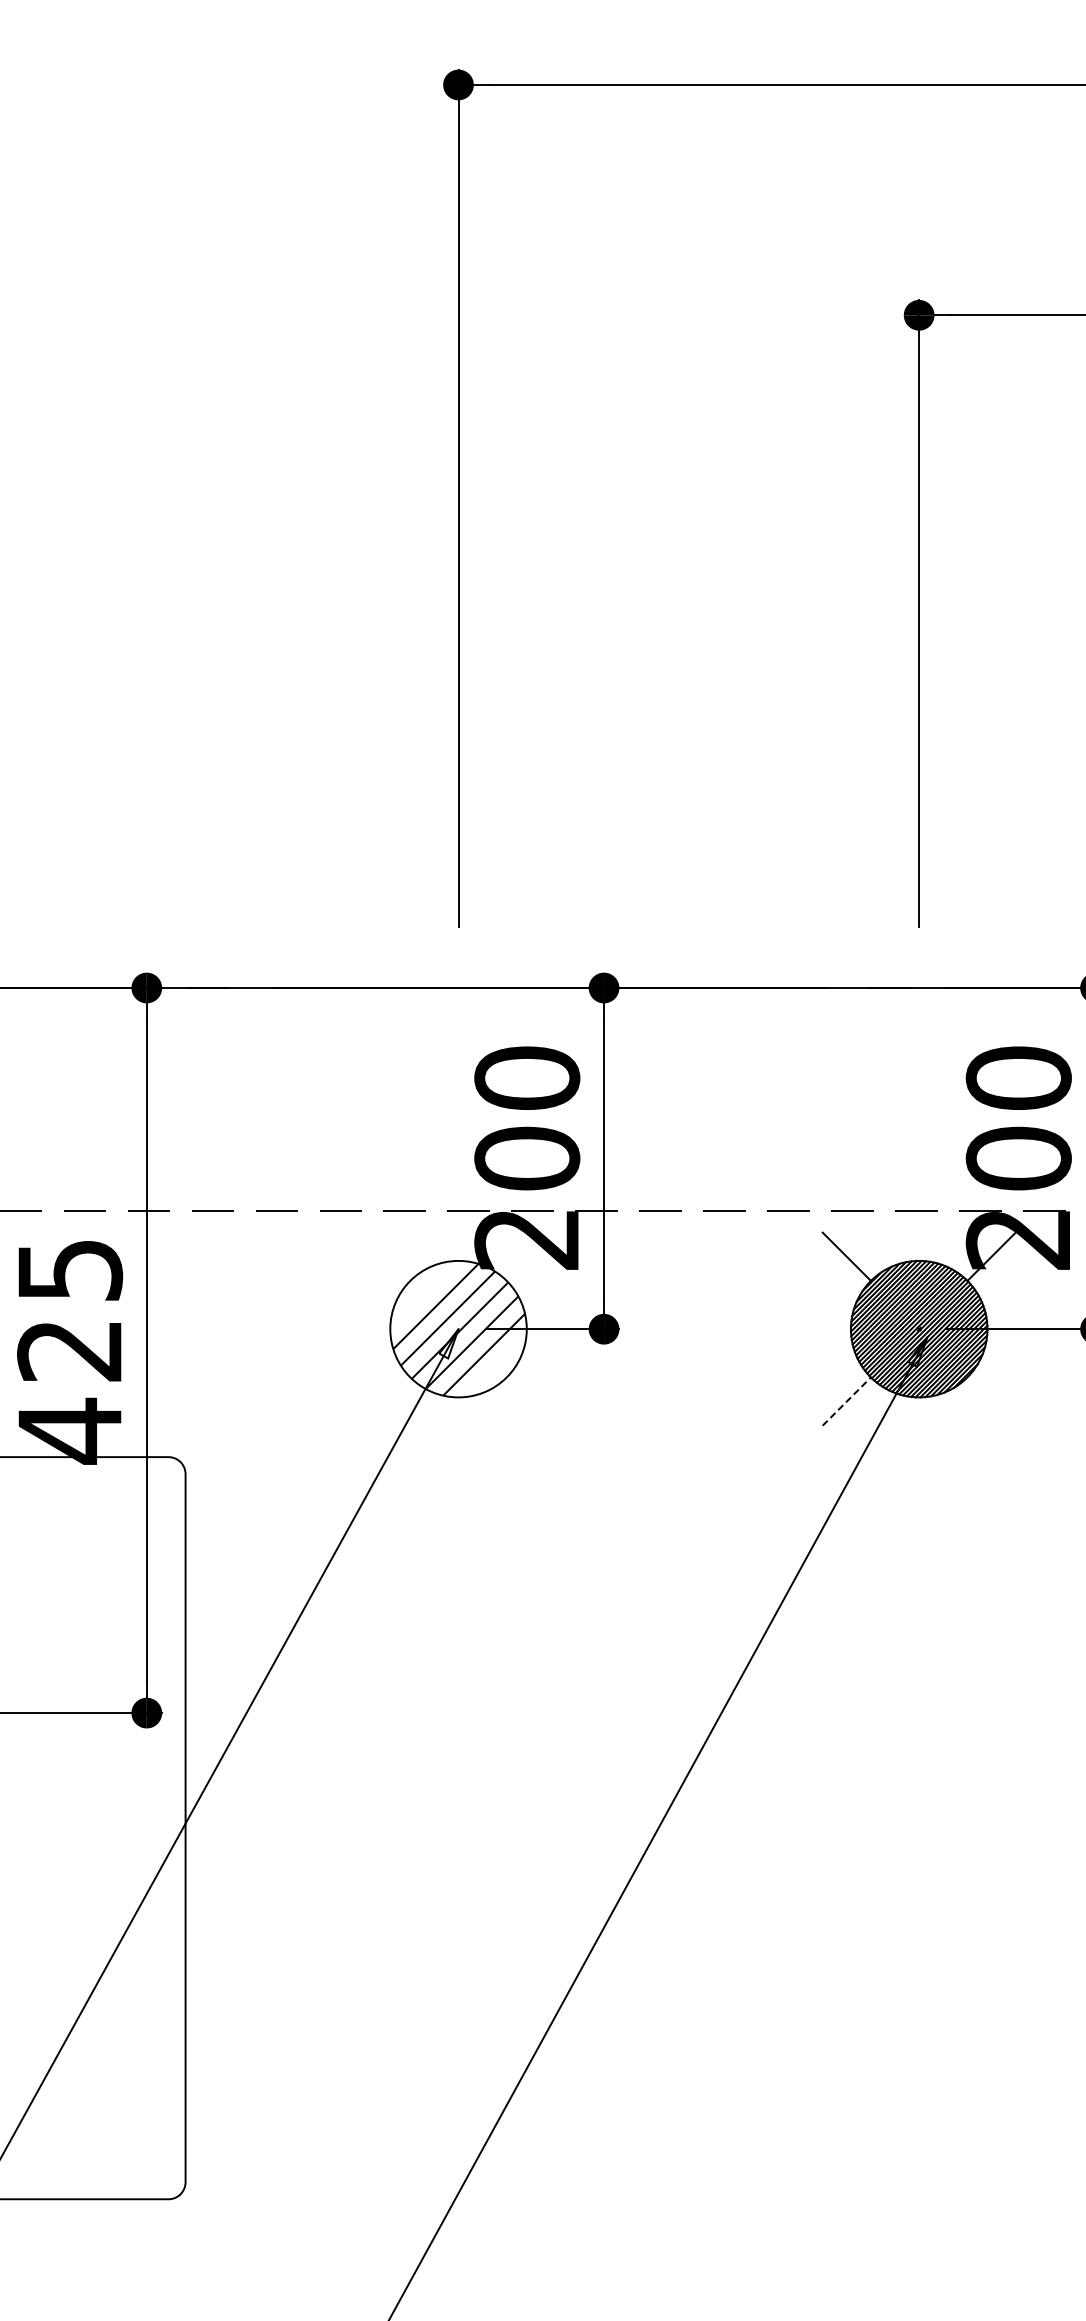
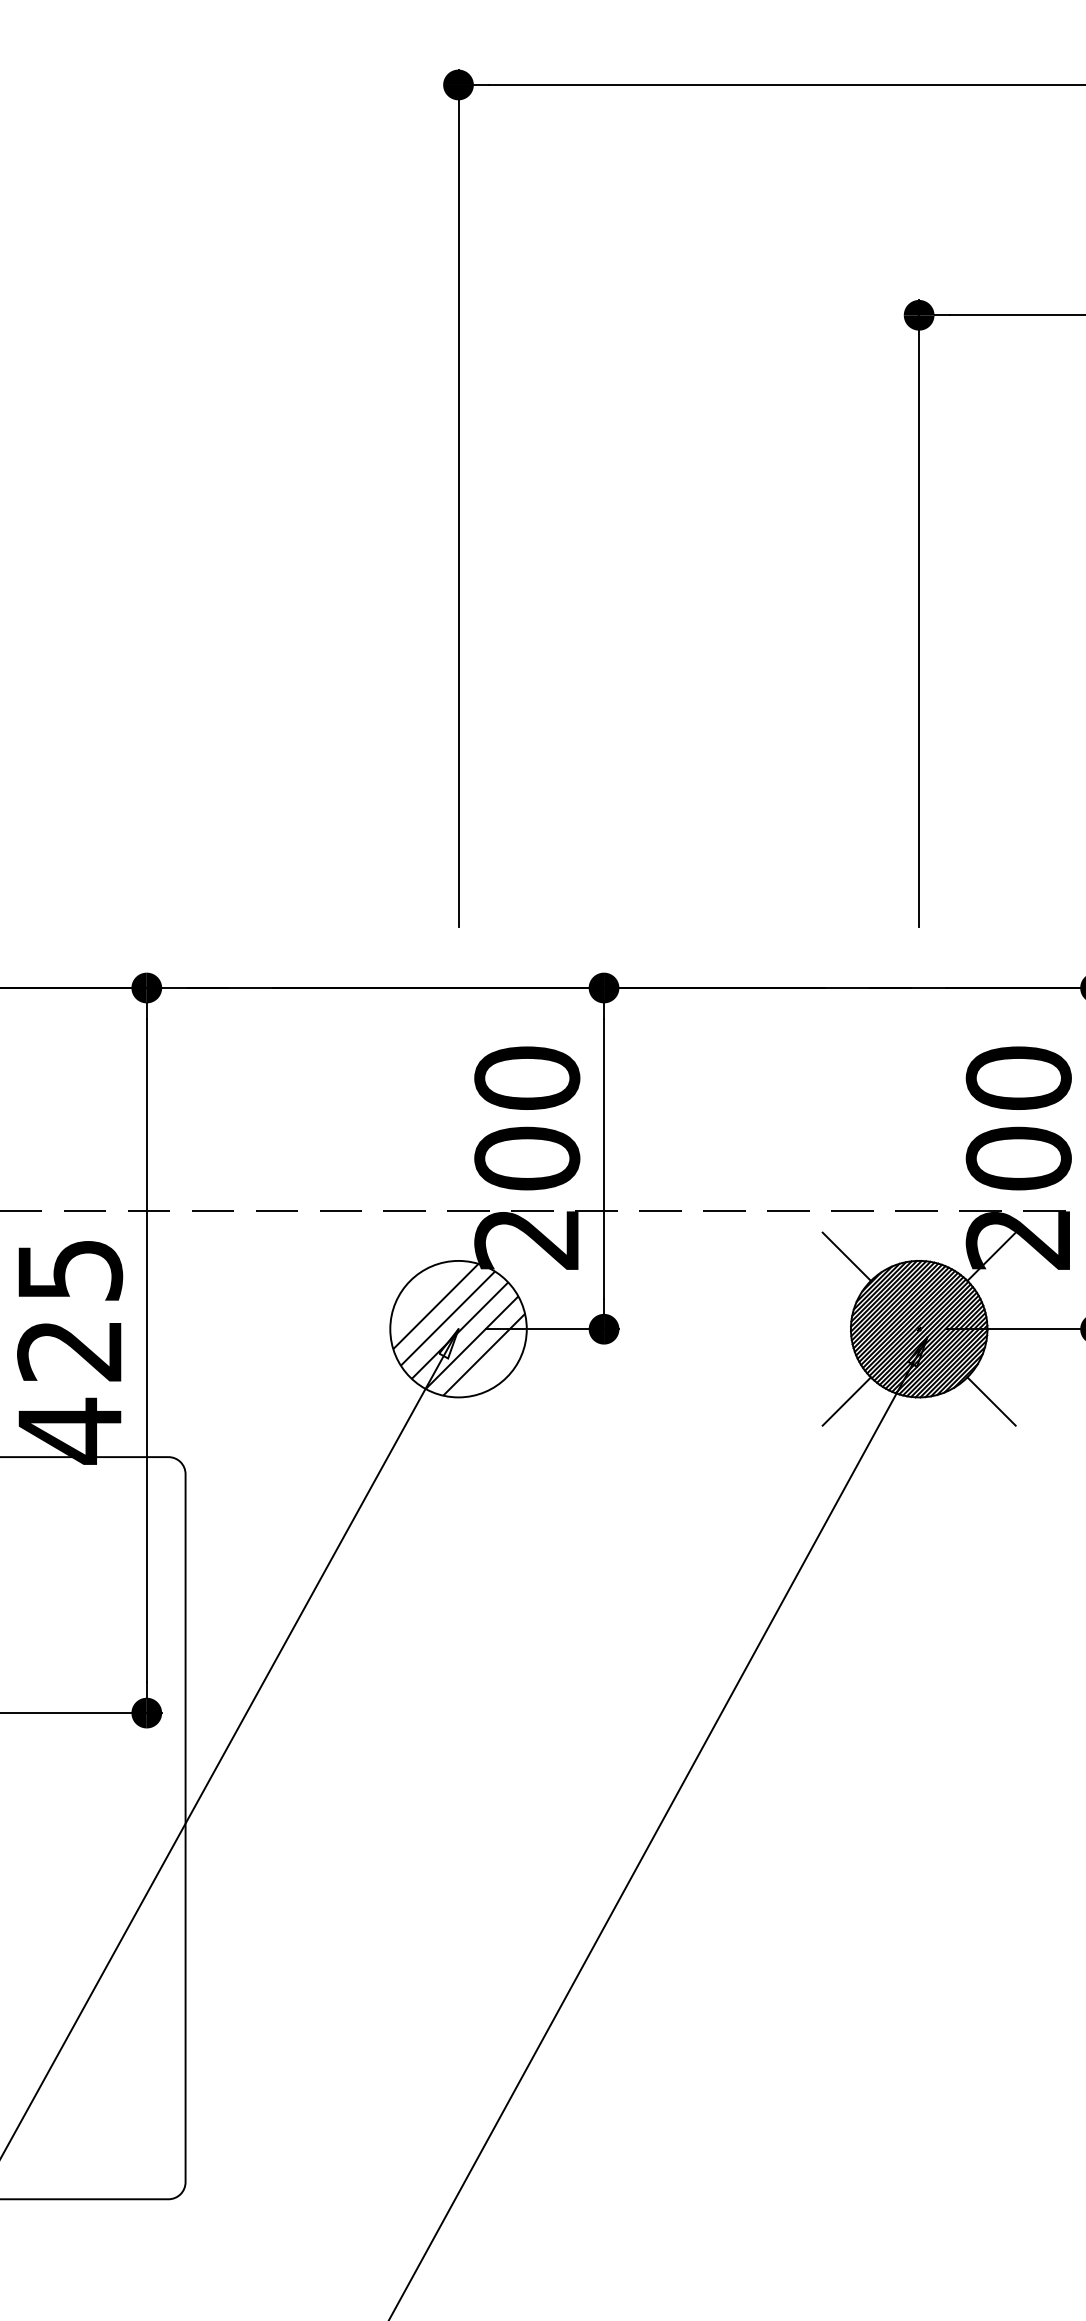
line: dashed -> solid (847, 1401)
line: none -> present (991, 1401)
